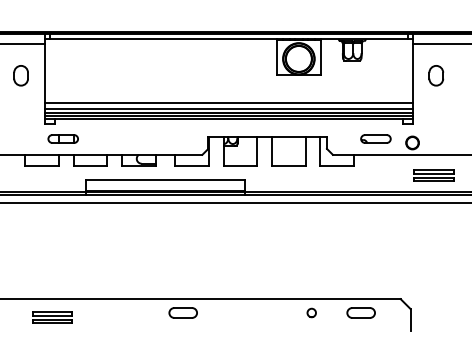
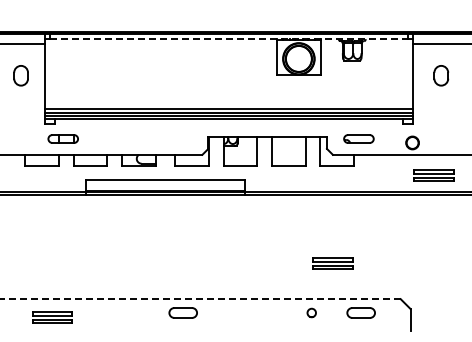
line: solid -> dashed (228, 39)
part position: (436, 75) -> (441, 75) (441, 75)
line: present -> none (228, 103)
part position: (375, 138) -> (358, 138) (358, 138)
line: present -> none (235, 203)
part: none -> present (332, 263)
line: solid -> dashed (199, 299)
